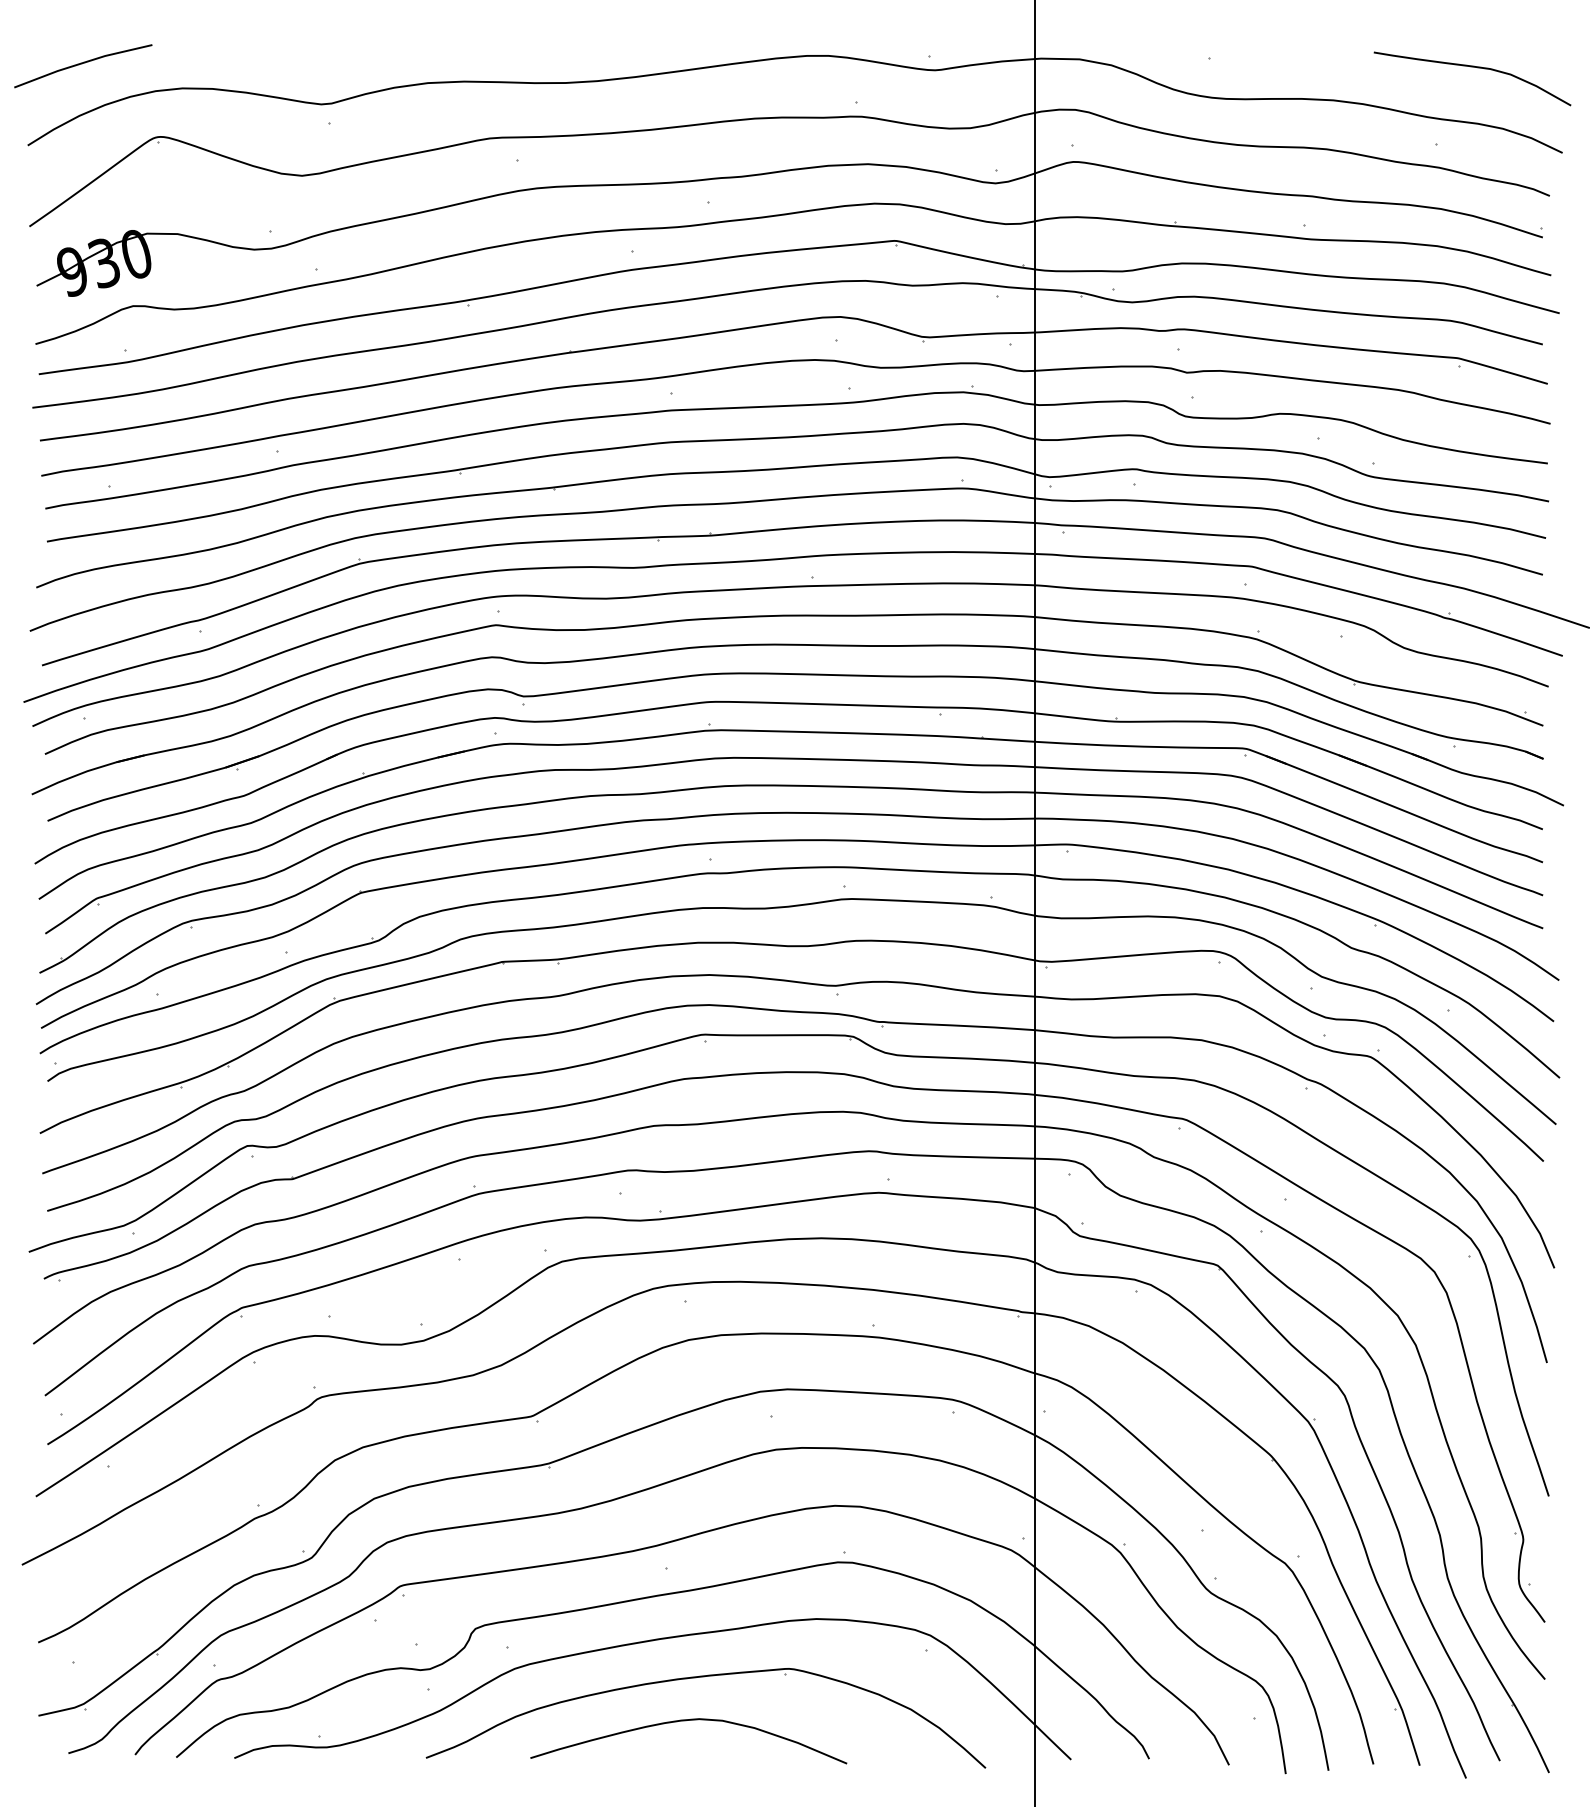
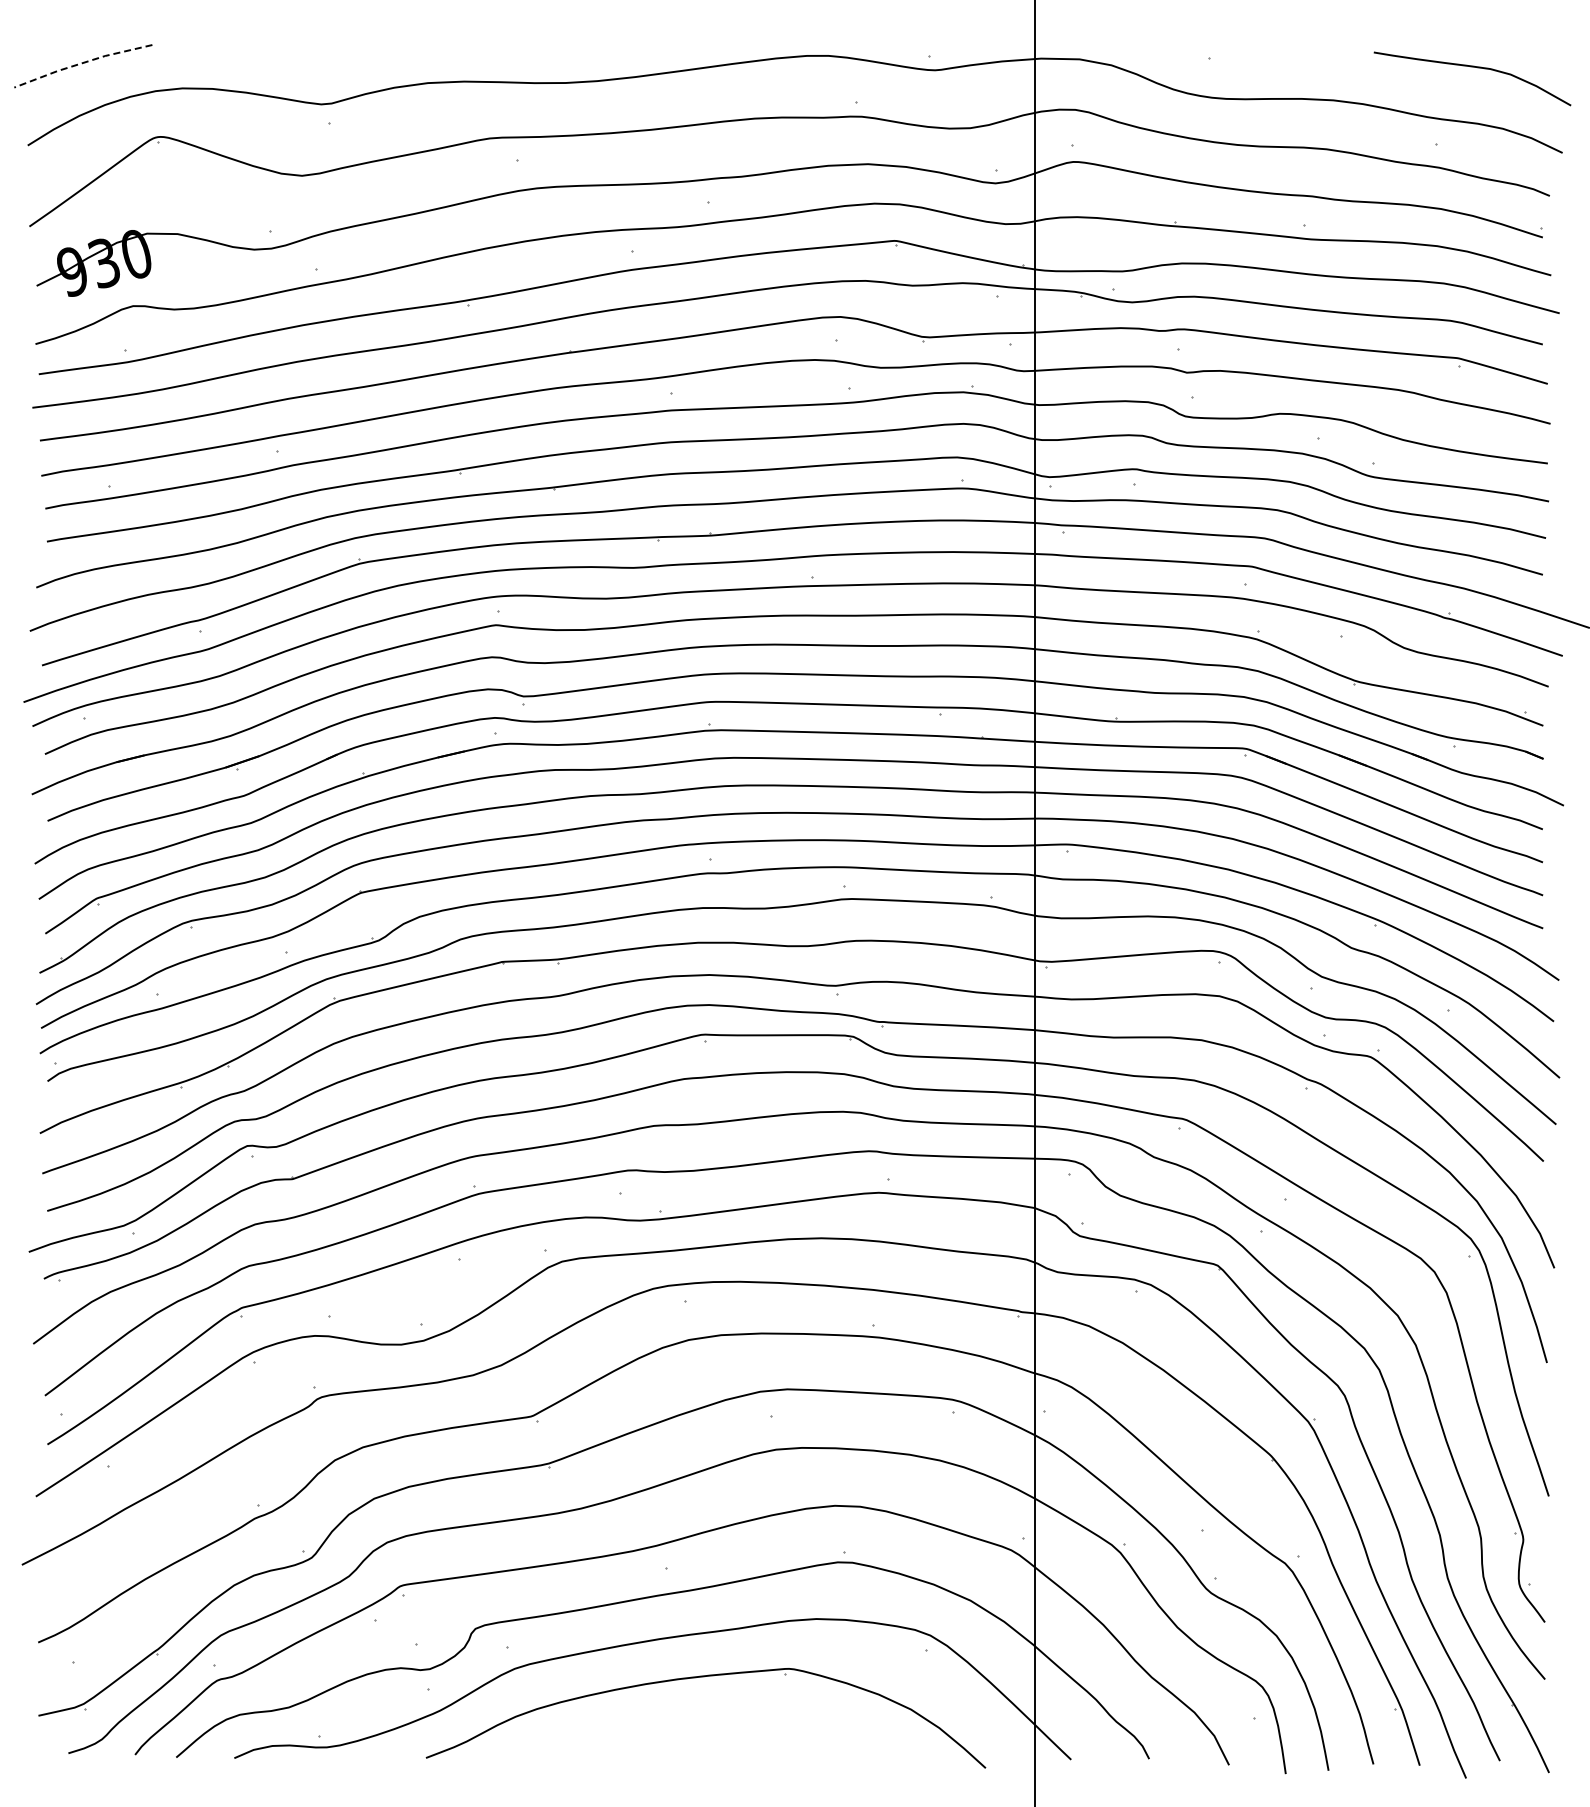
line: solid -> dashed (82, 63)
curve: present -> none (686, 1721)
